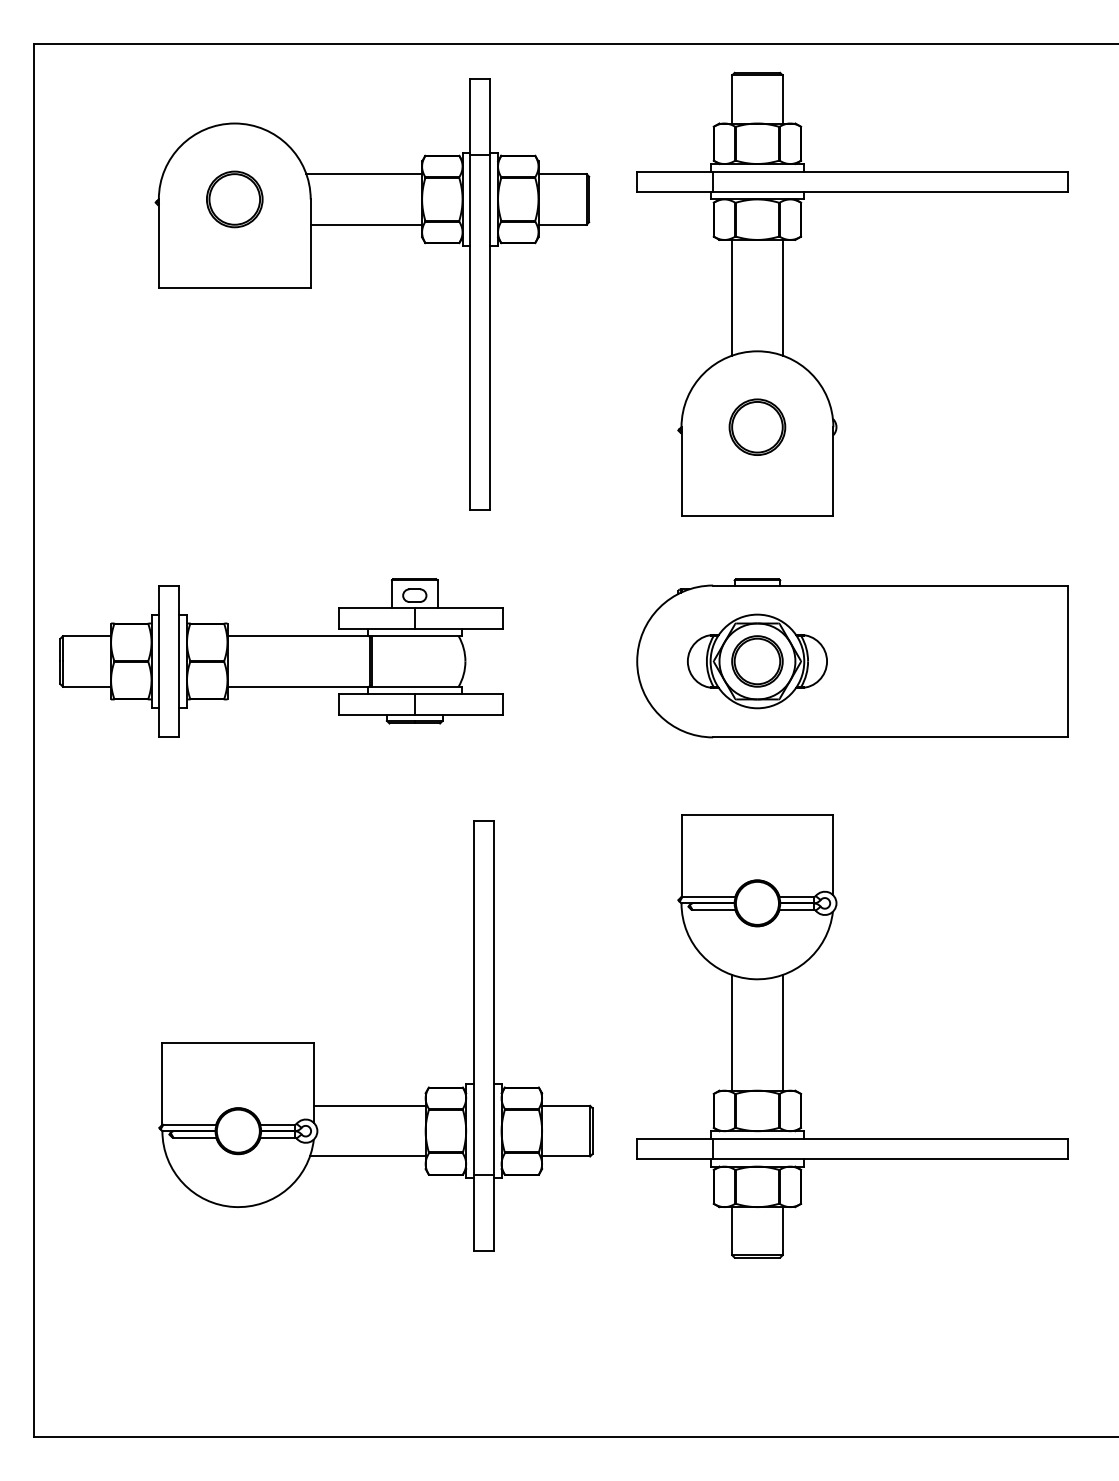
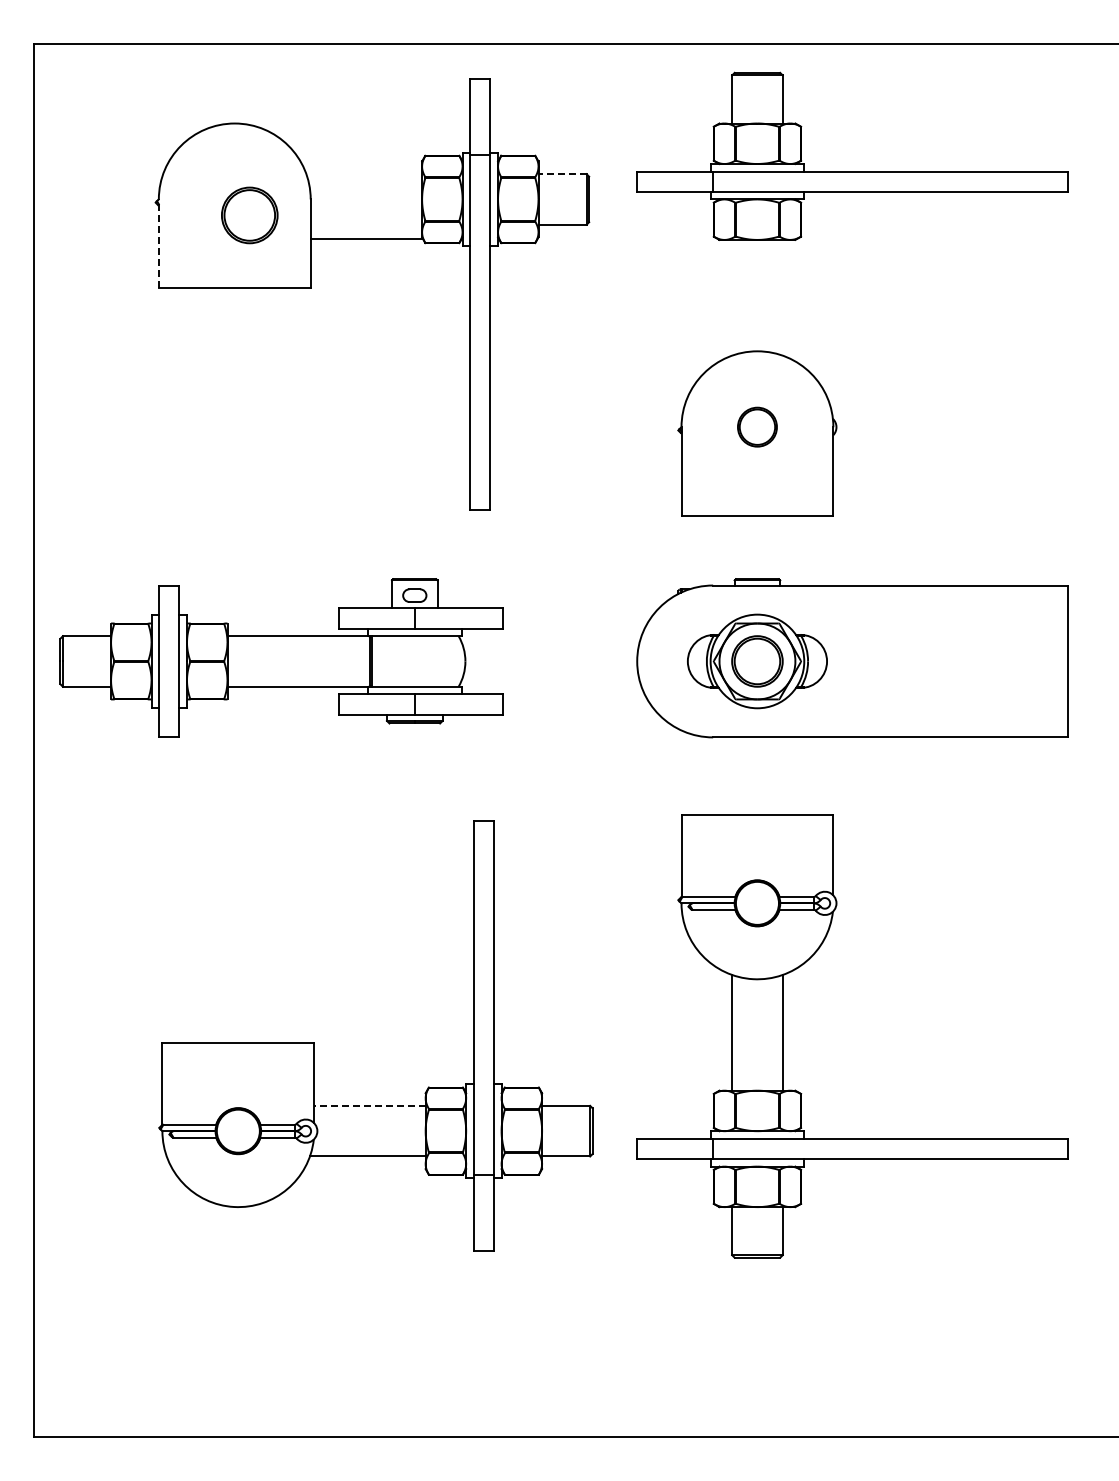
line: present -> none (364, 174)
line: solid -> dashed (562, 174)
part position: (234, 199) -> (249, 215) (249, 215)
line position: (366, 224) -> (366, 238) (366, 238)
line: solid -> dashed (158, 243)
line: present -> none (732, 297)
line: present -> none (782, 297)
part size: 59x58 px -> 41x42 px (757, 426)
line: solid -> dashed (369, 1105)
